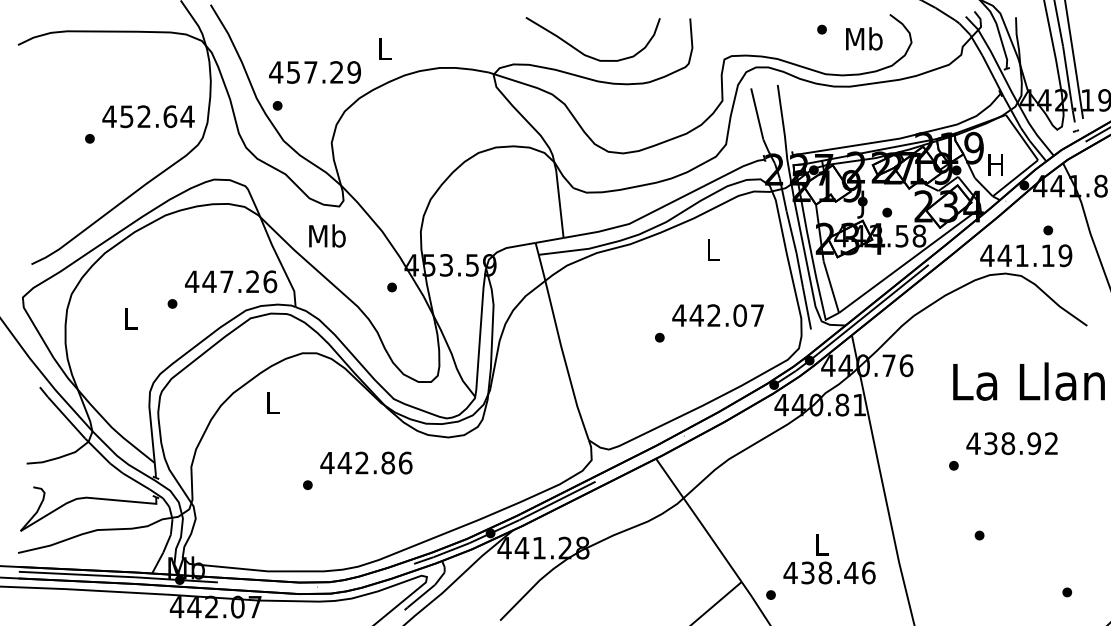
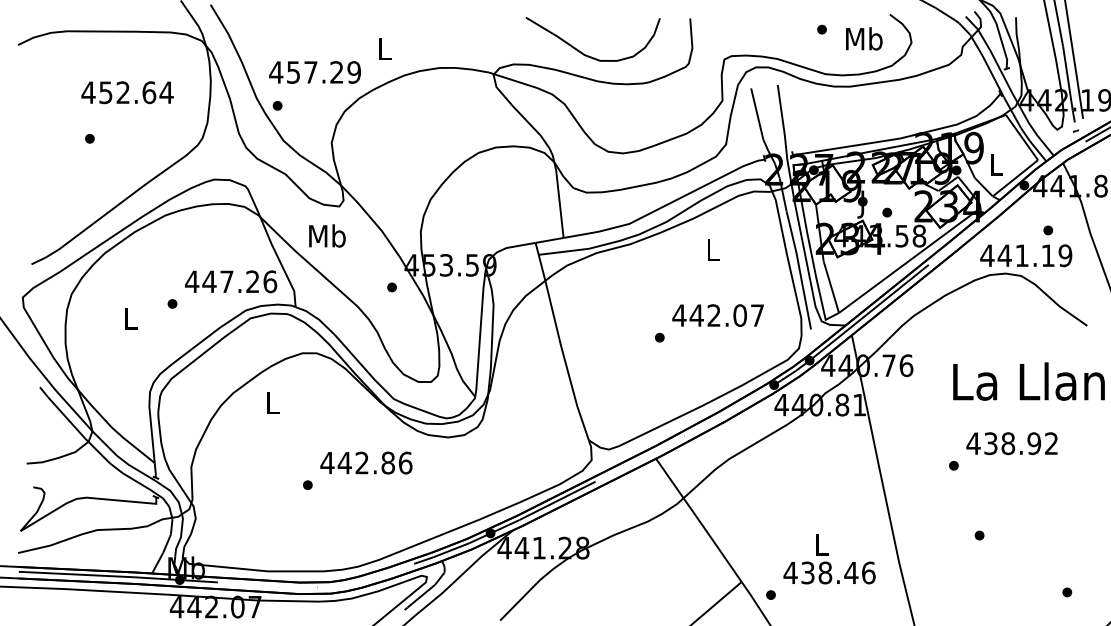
text position: (148, 116) -> (127, 92) (127, 92)
text: H -> L (995, 164)
